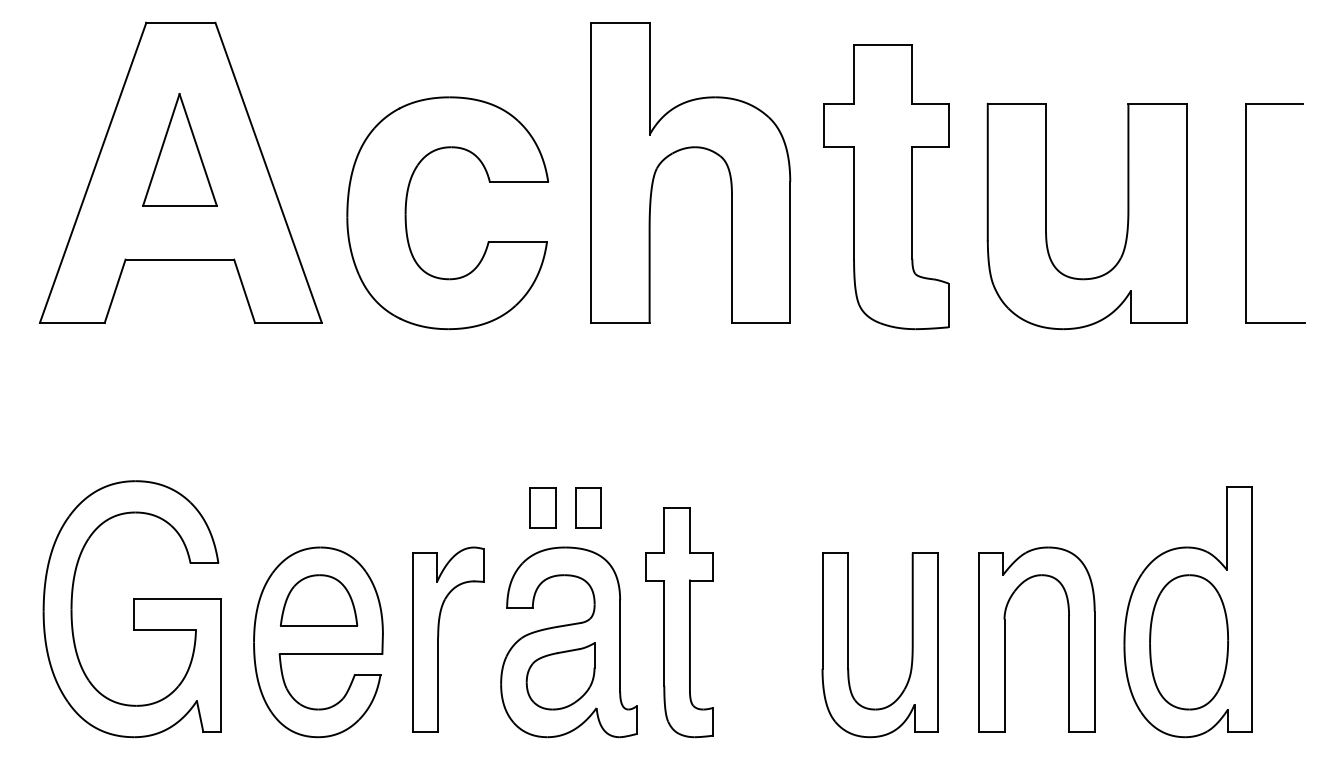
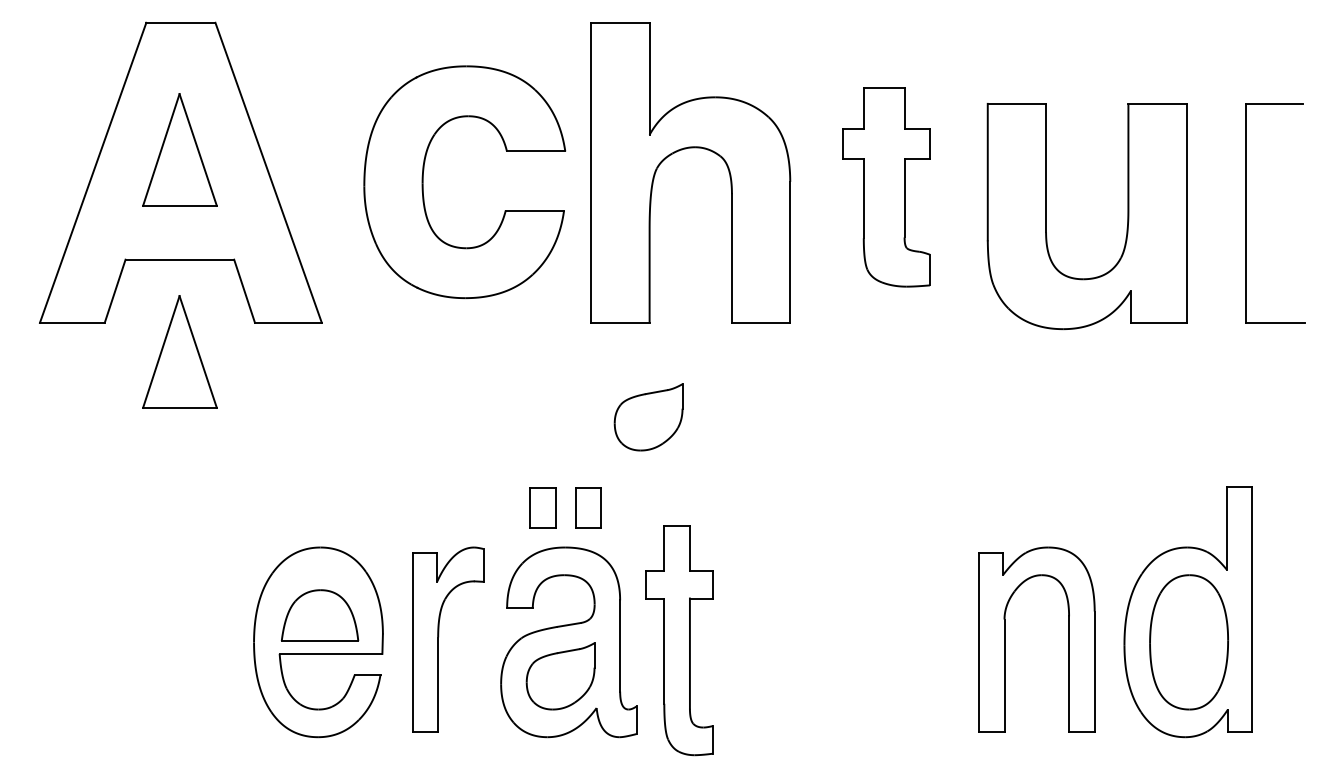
part size: 127x287 px -> 89x201 px (886, 187)
part position: (406, 213) -> (423, 182) (423, 182)
part: none -> present (179, 351)
part: none -> present (648, 417)
part position: (318, 600) -> (319, 615) (319, 615)
part: present -> none (131, 609)
part position: (679, 622) -> (679, 640) (679, 640)
part: present -> none (848, 645)
